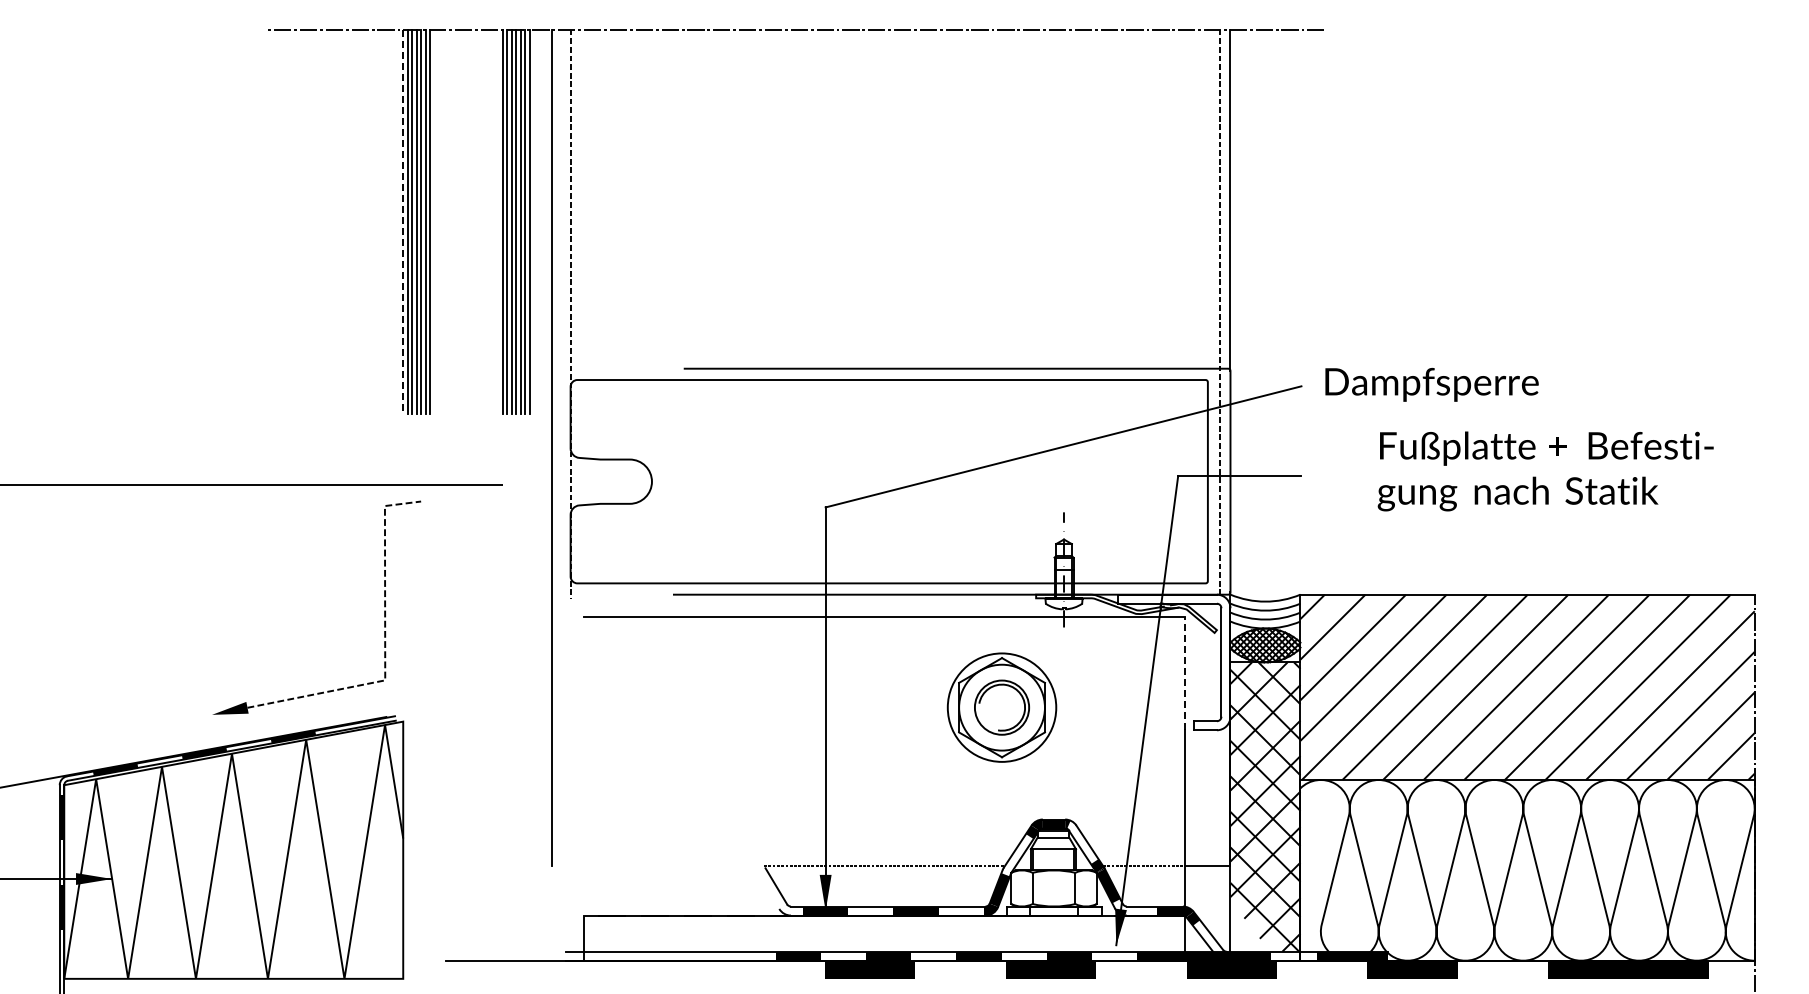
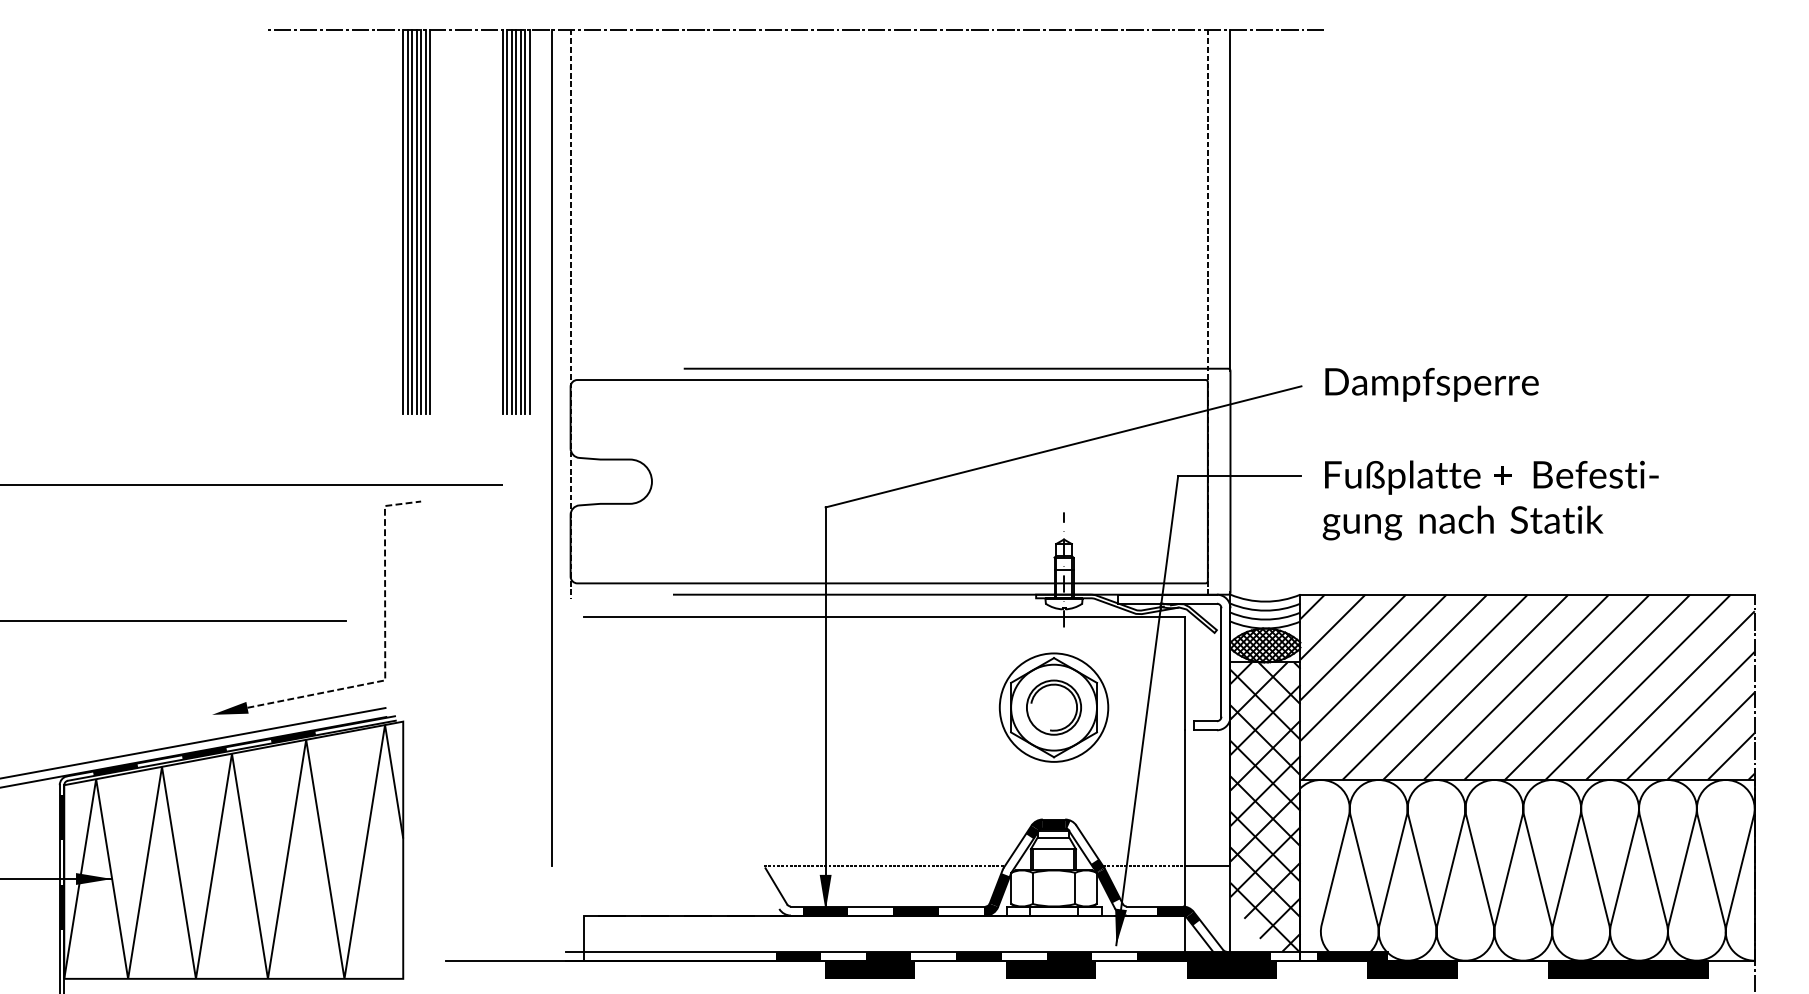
line: dashed -> solid (403, 222)
line position: (1219, 311) -> (1207, 311) (1207, 311)
text position: (1545, 471) -> (1490, 500) (1490, 500)
line: none -> present (174, 621)
line: dashed -> solid (1185, 673)
part position: (1001, 707) -> (1053, 707) (1053, 707)
line: none -> present (193, 743)
